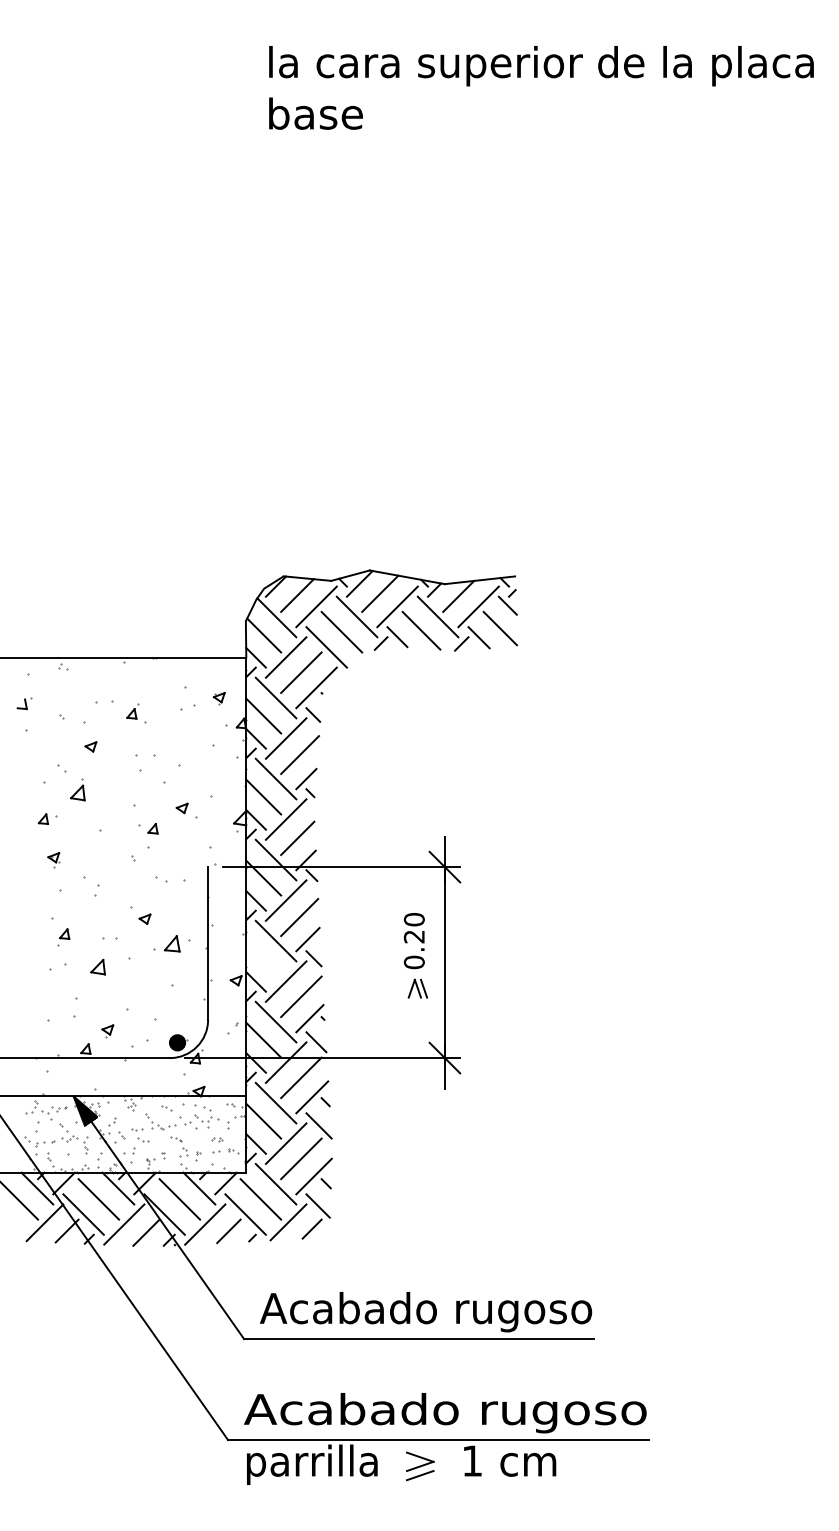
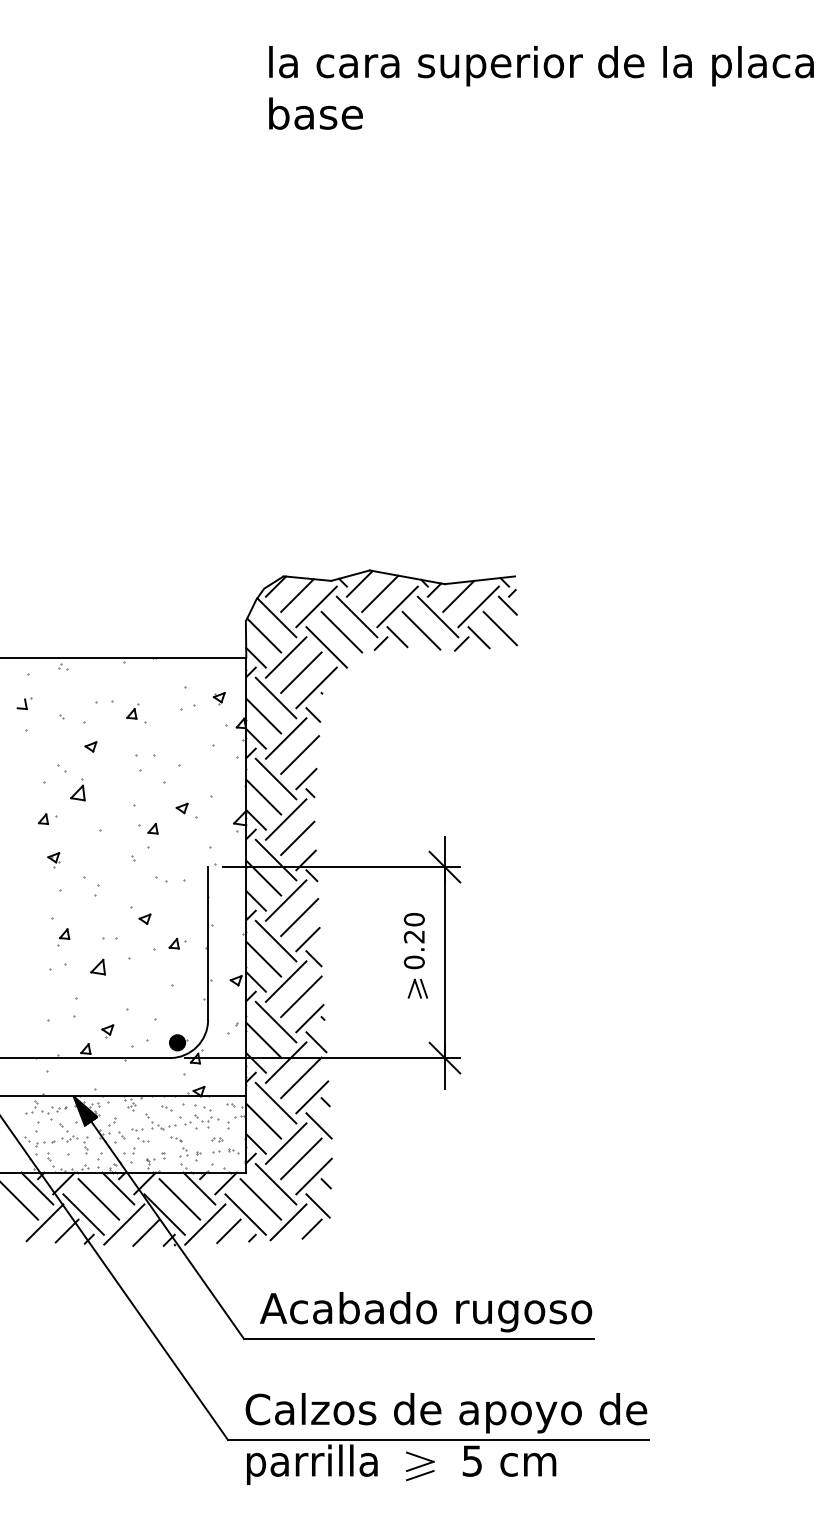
part size: 27x18 px -> 19x13 px (177, 943)
line: none -> present (263, 958)
text: Acabado rugoso -> Calzos de apoyo de (445, 1413)
text: 1 -> 5 (471, 1460)
